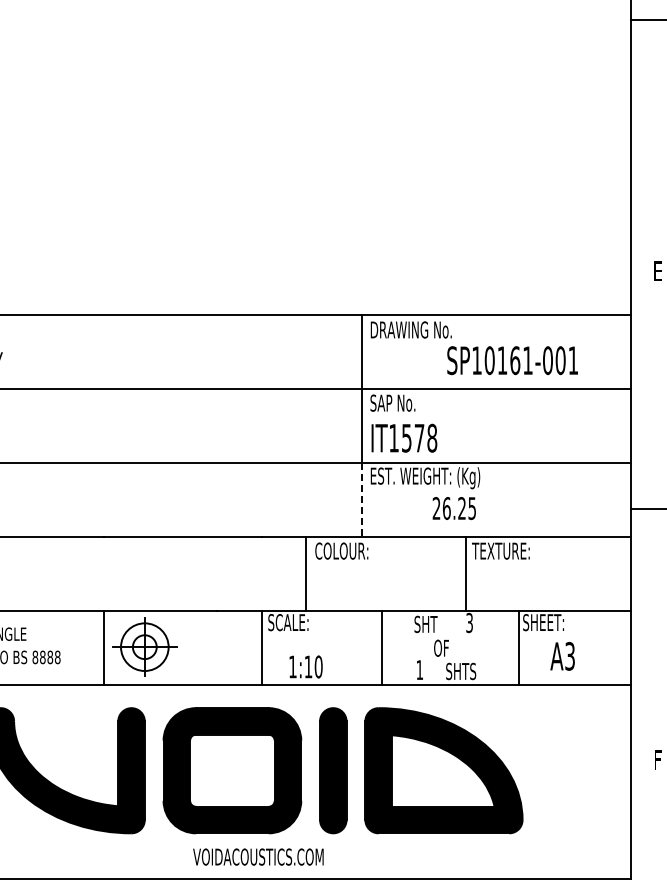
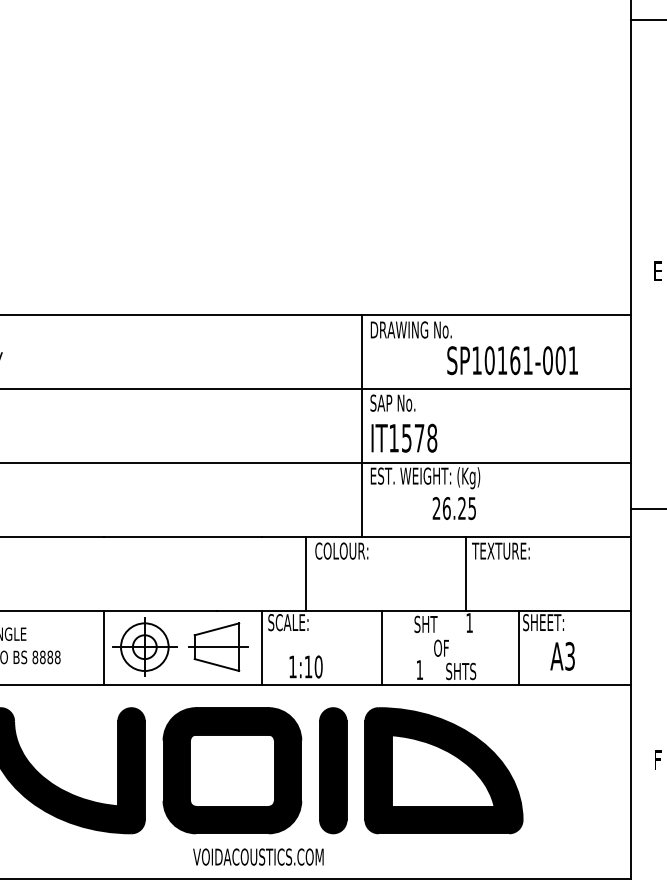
line: dashed -> solid (362, 500)
text: 3 -> 1 (469, 622)
part: none -> present (218, 646)
